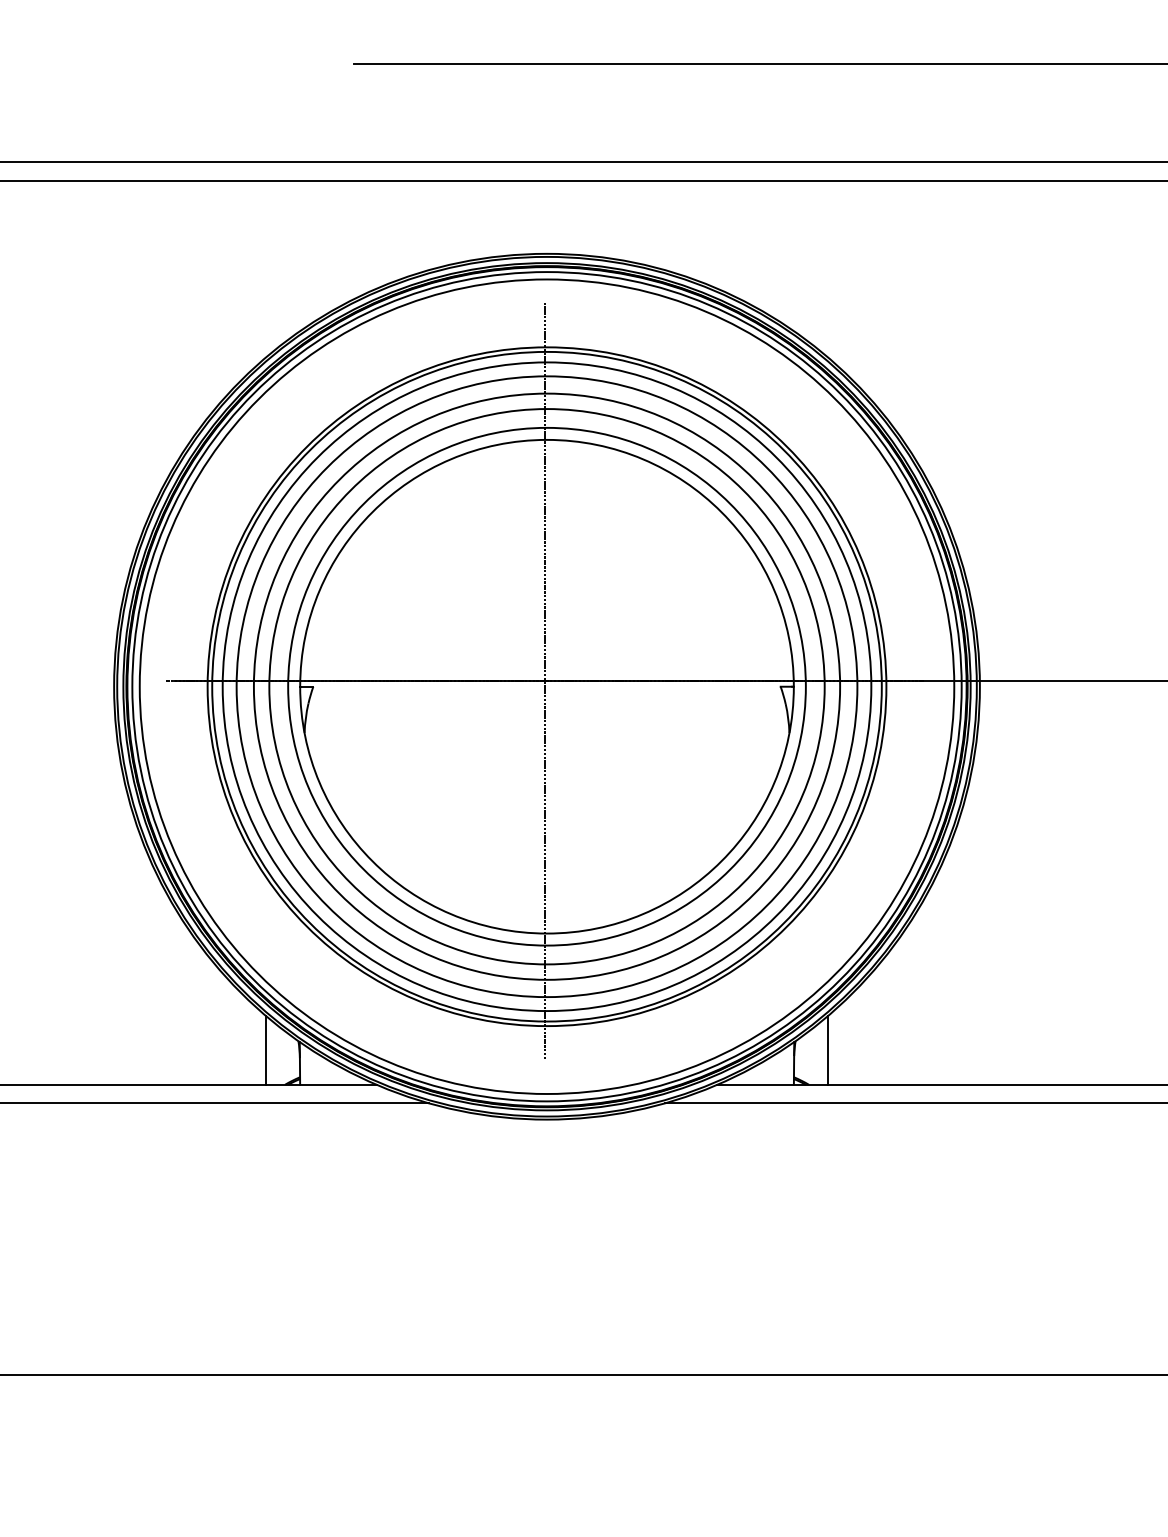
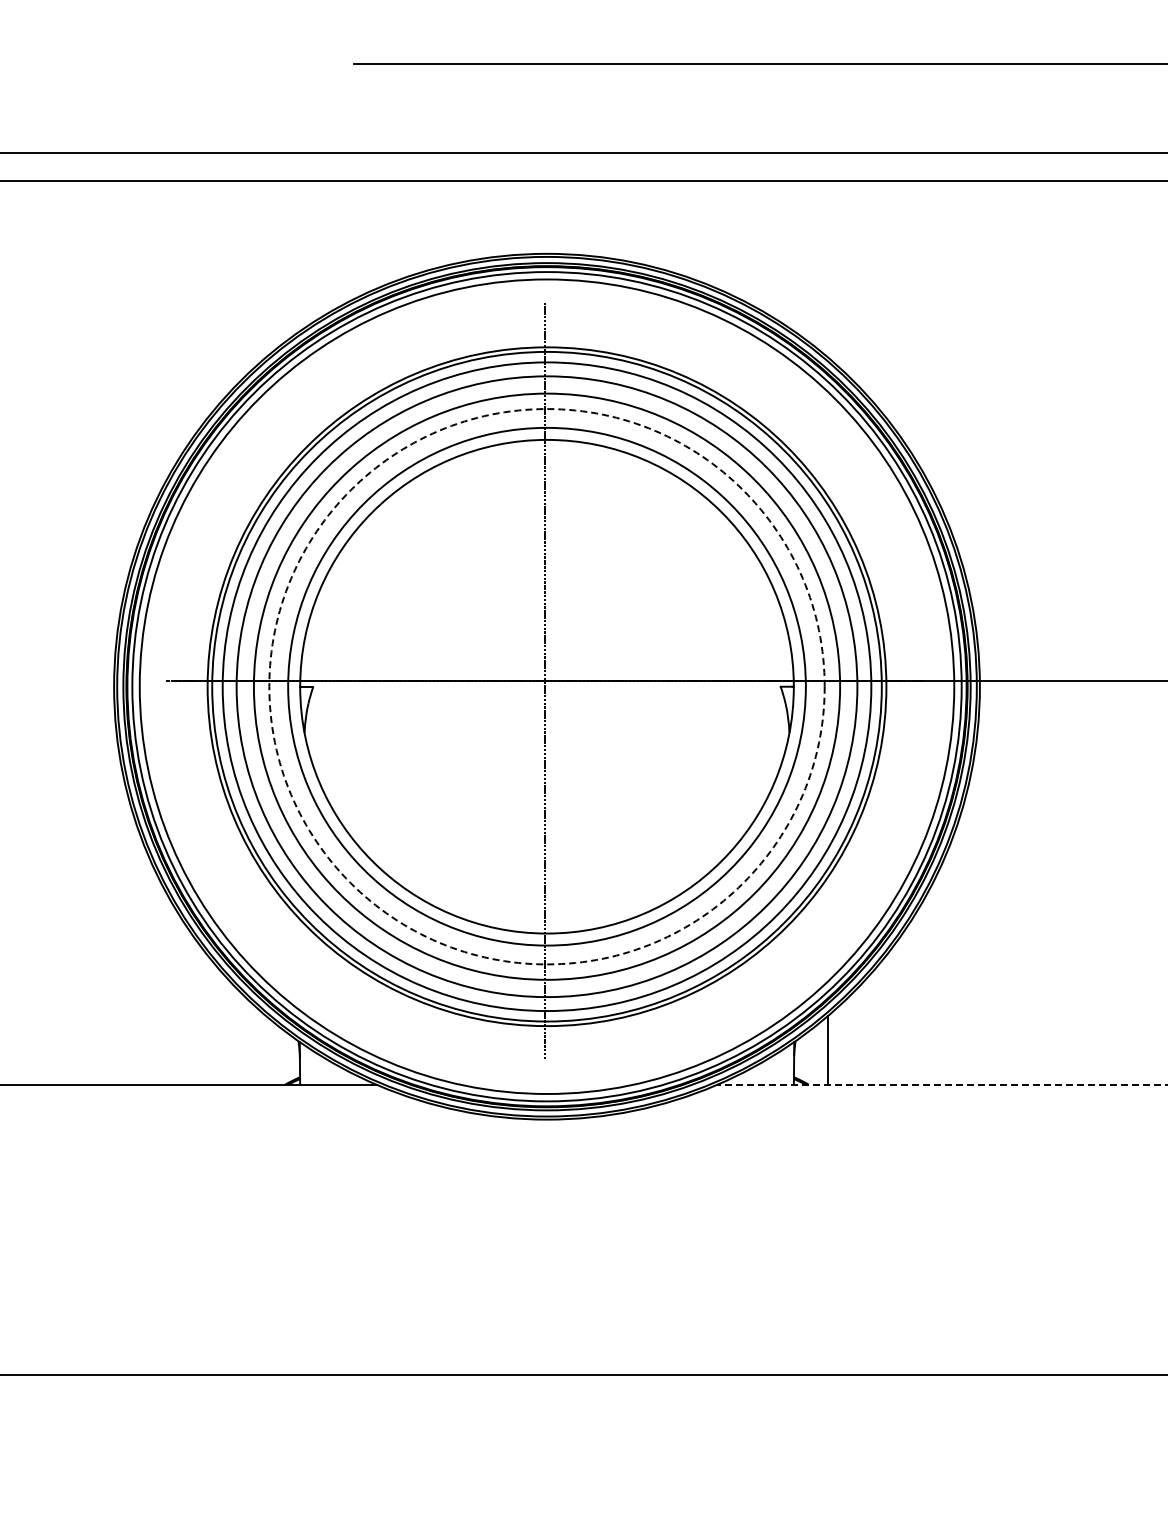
line position: (583, 162) -> (583, 153) (583, 153)
circle: solid -> dashed (546, 686)
line: present -> none (266, 1050)
line: solid -> dashed (942, 1084)
line: present -> none (215, 1103)
line: present -> none (914, 1103)
